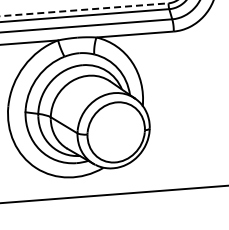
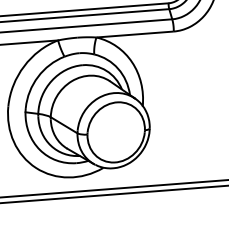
line: dashed -> solid (84, 9)
line: none -> present (113, 188)
